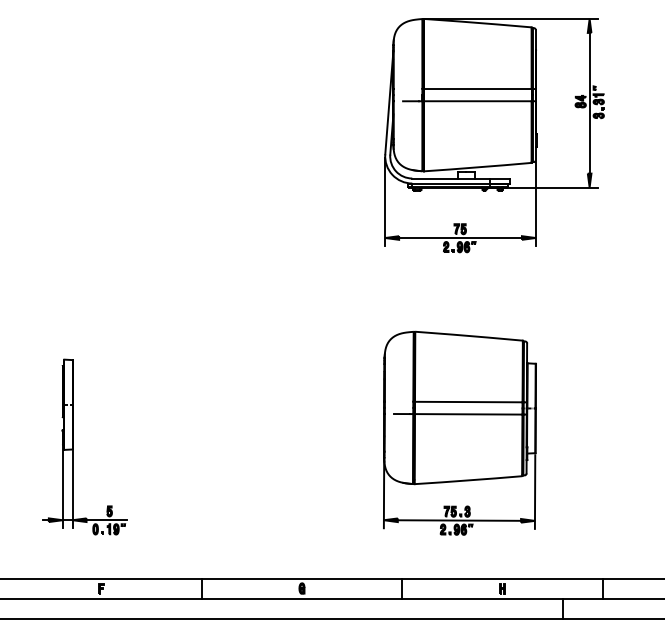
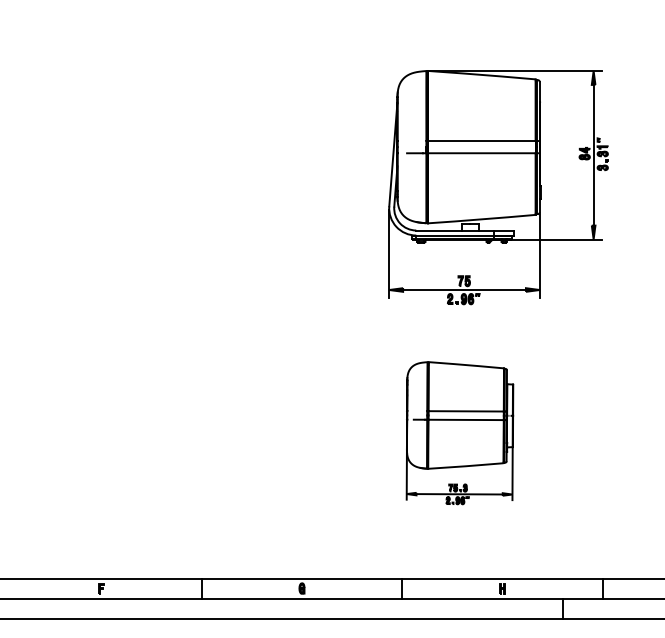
part position: (494, 135) -> (498, 187) (498, 187)
part size: 154x206 px -> 110x145 px (459, 433)
part: present -> none (73, 446)
